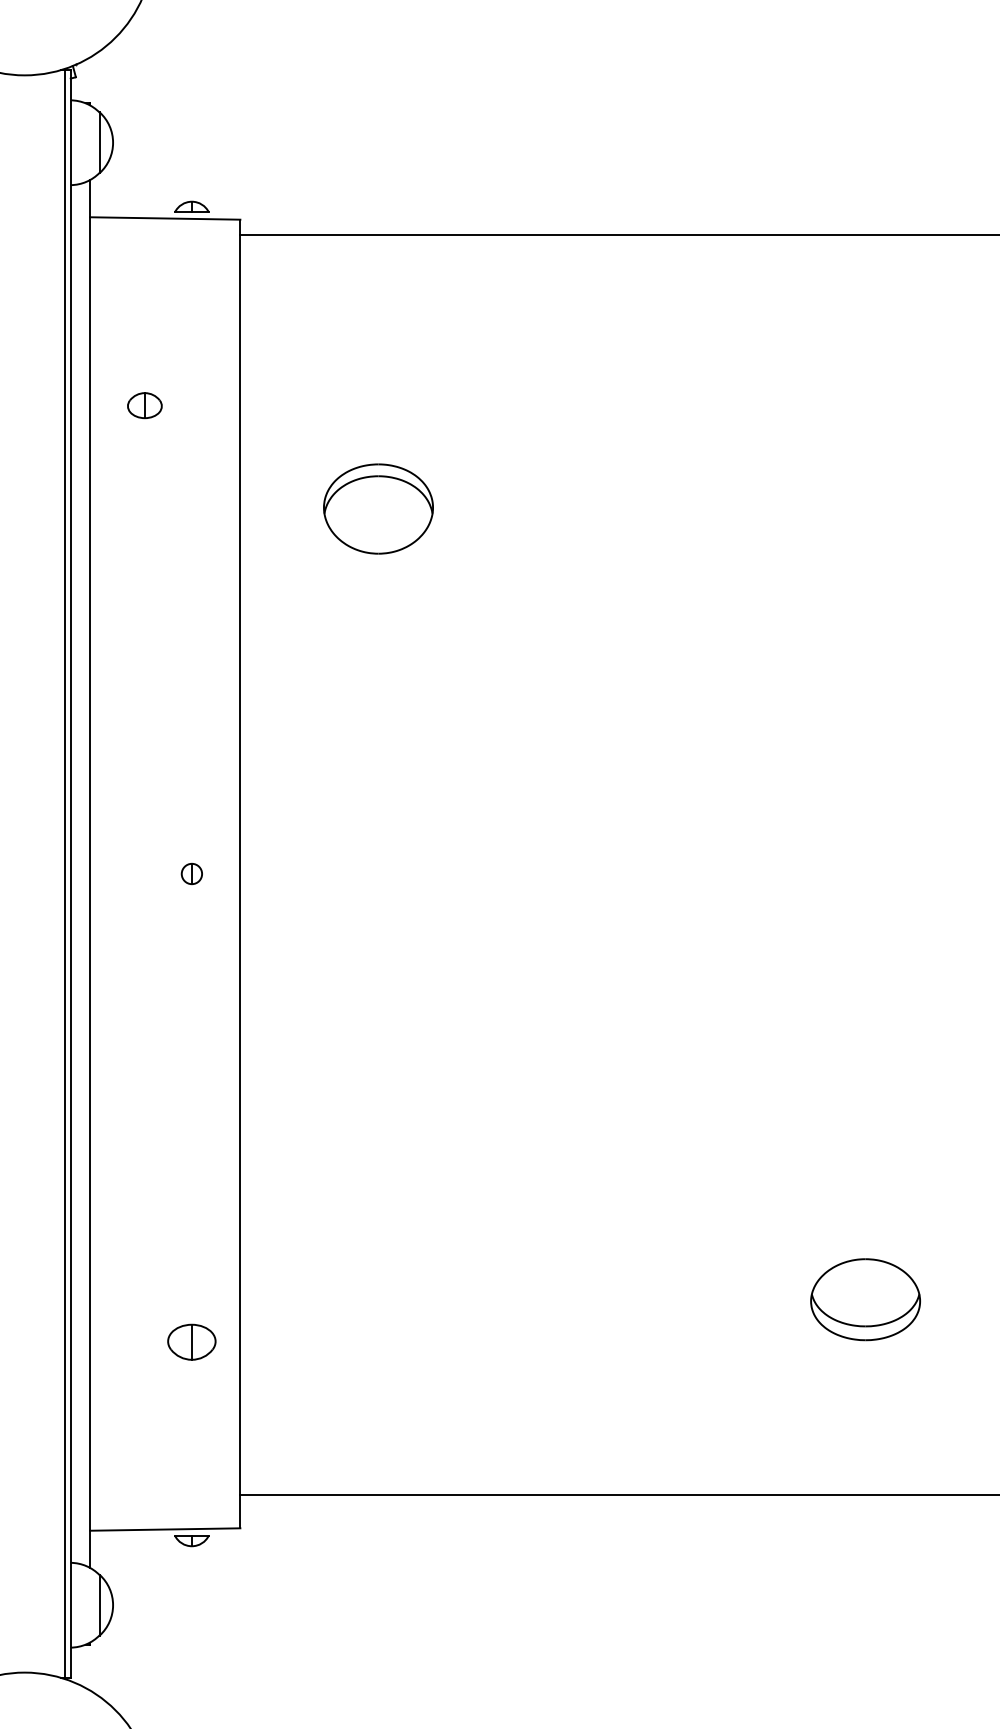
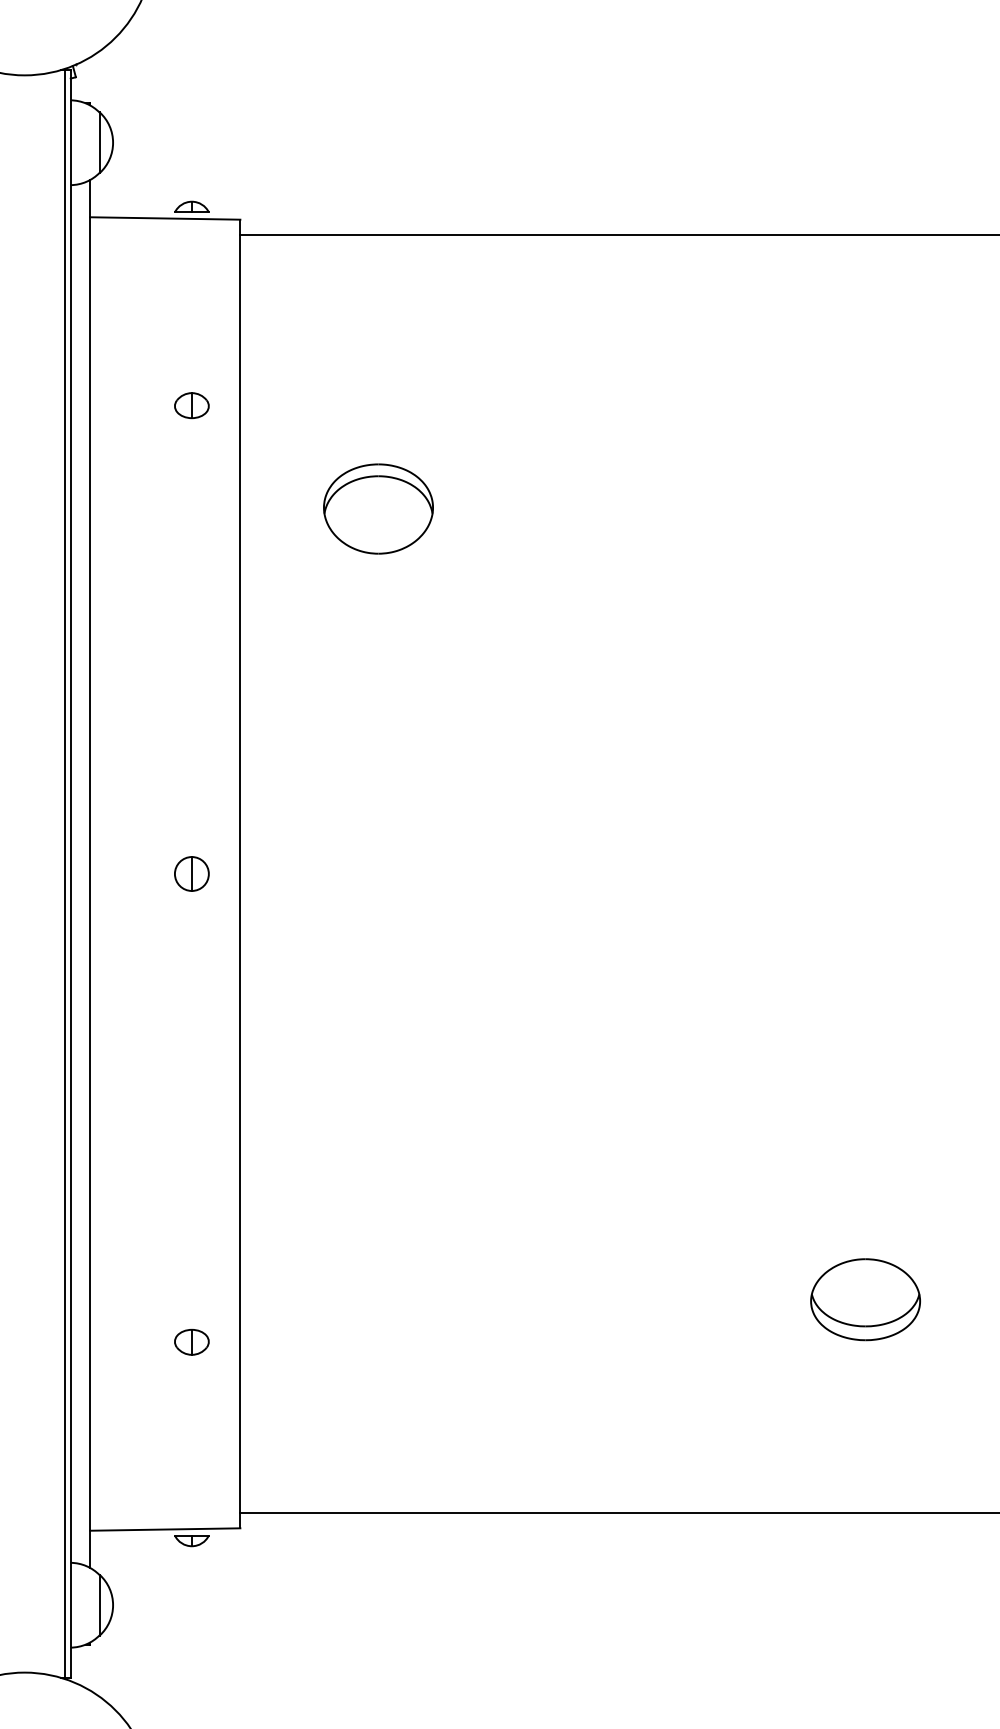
part position: (144, 405) -> (191, 405) (191, 405)
part size: 23x24 px -> 36x36 px (191, 873)
part size: 50x38 px -> 36x27 px (191, 1342)
line position: (618, 1494) -> (618, 1512) (618, 1512)
